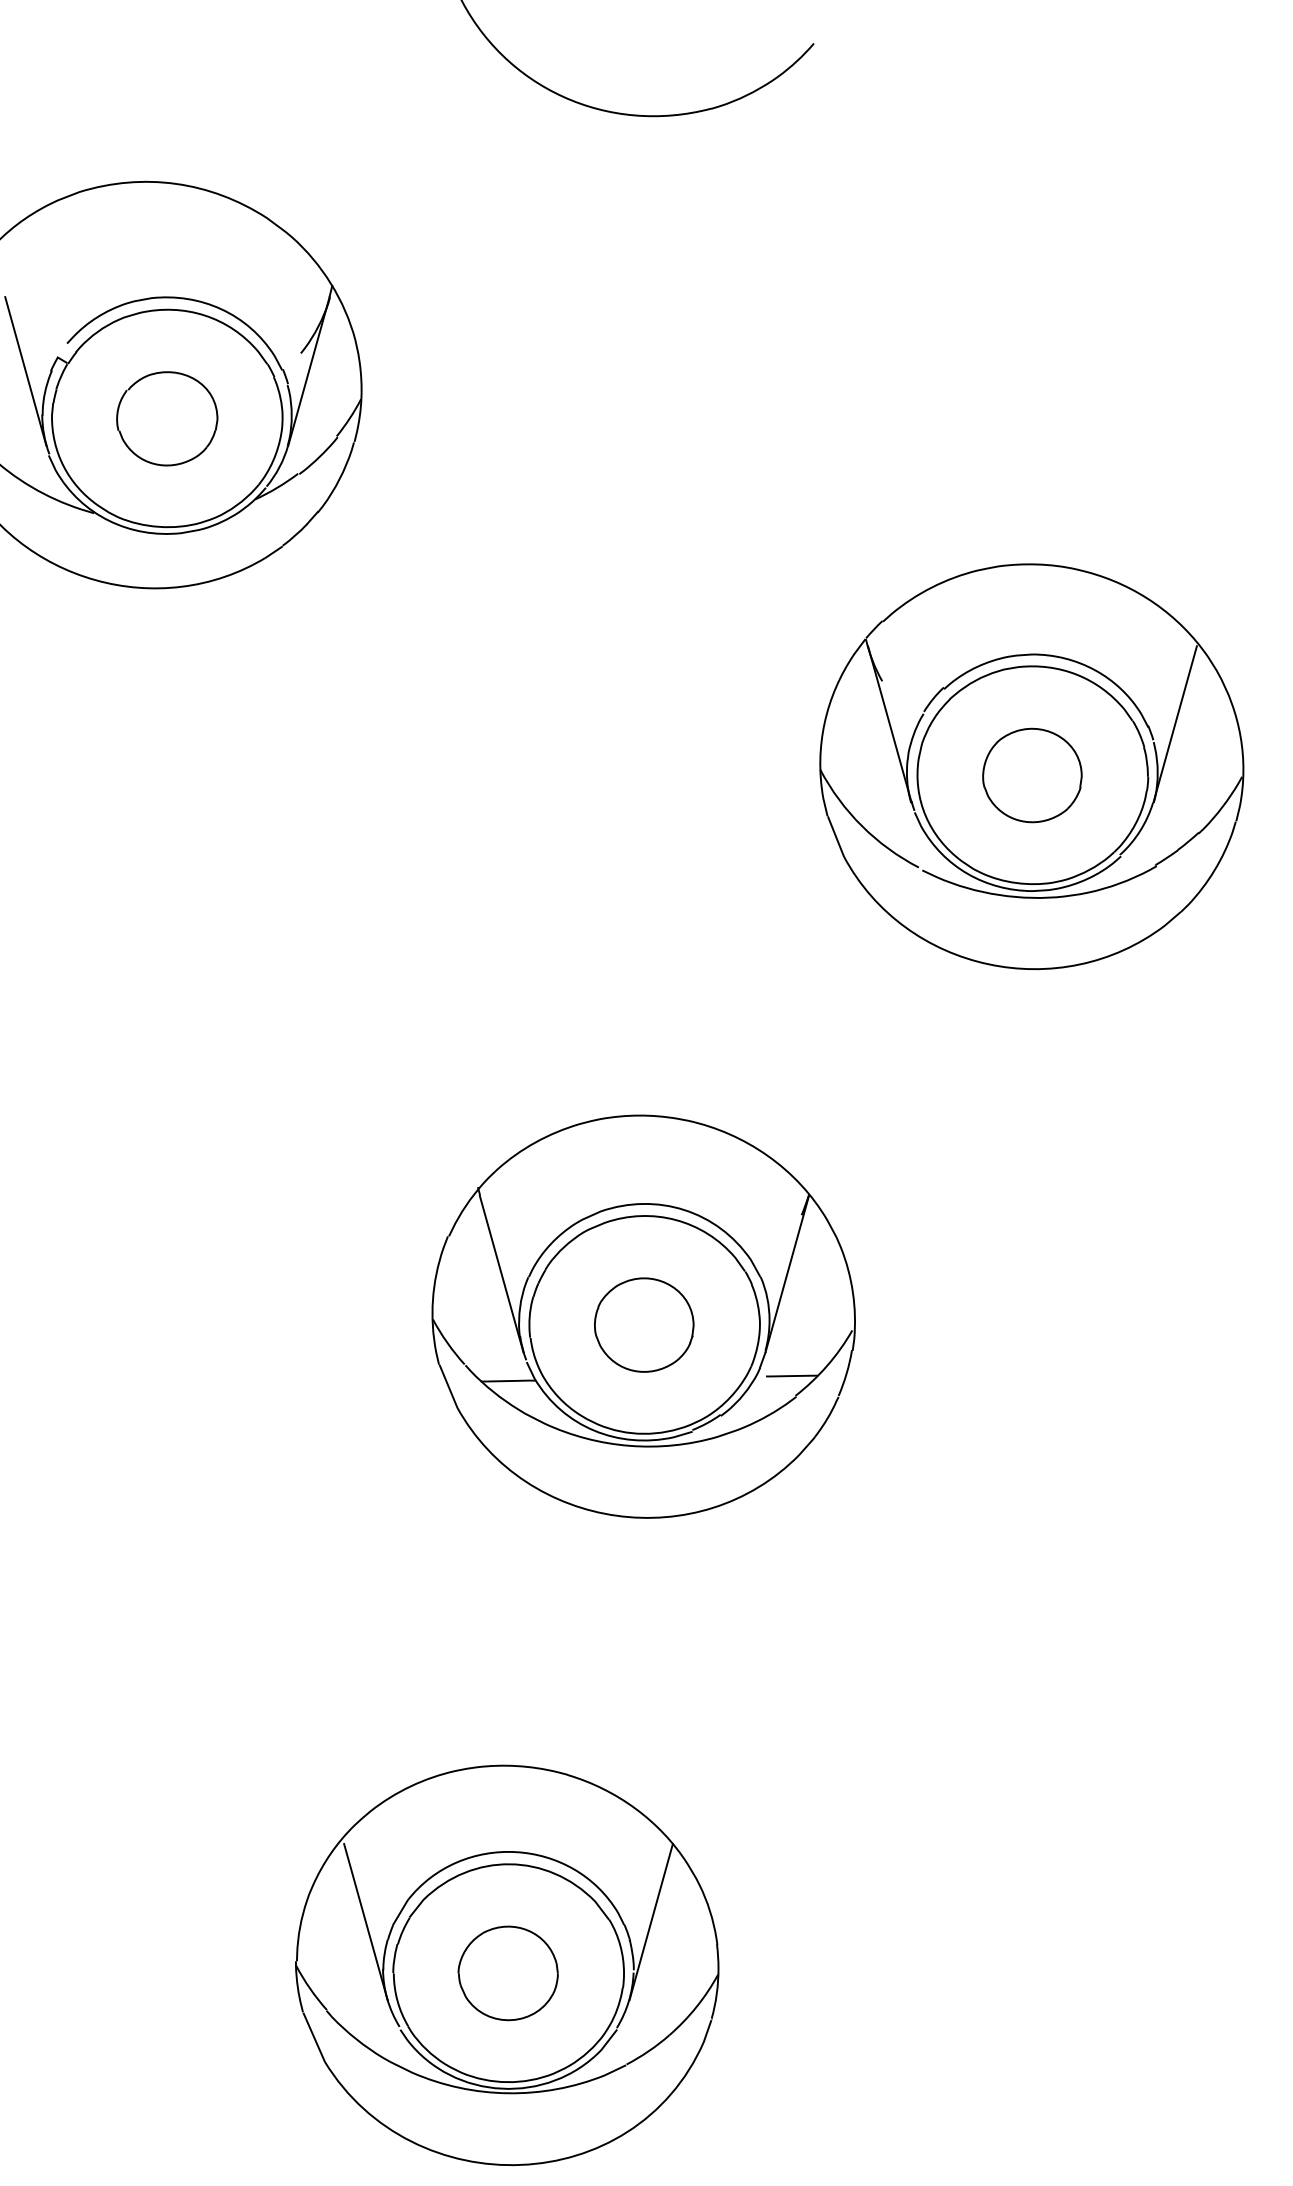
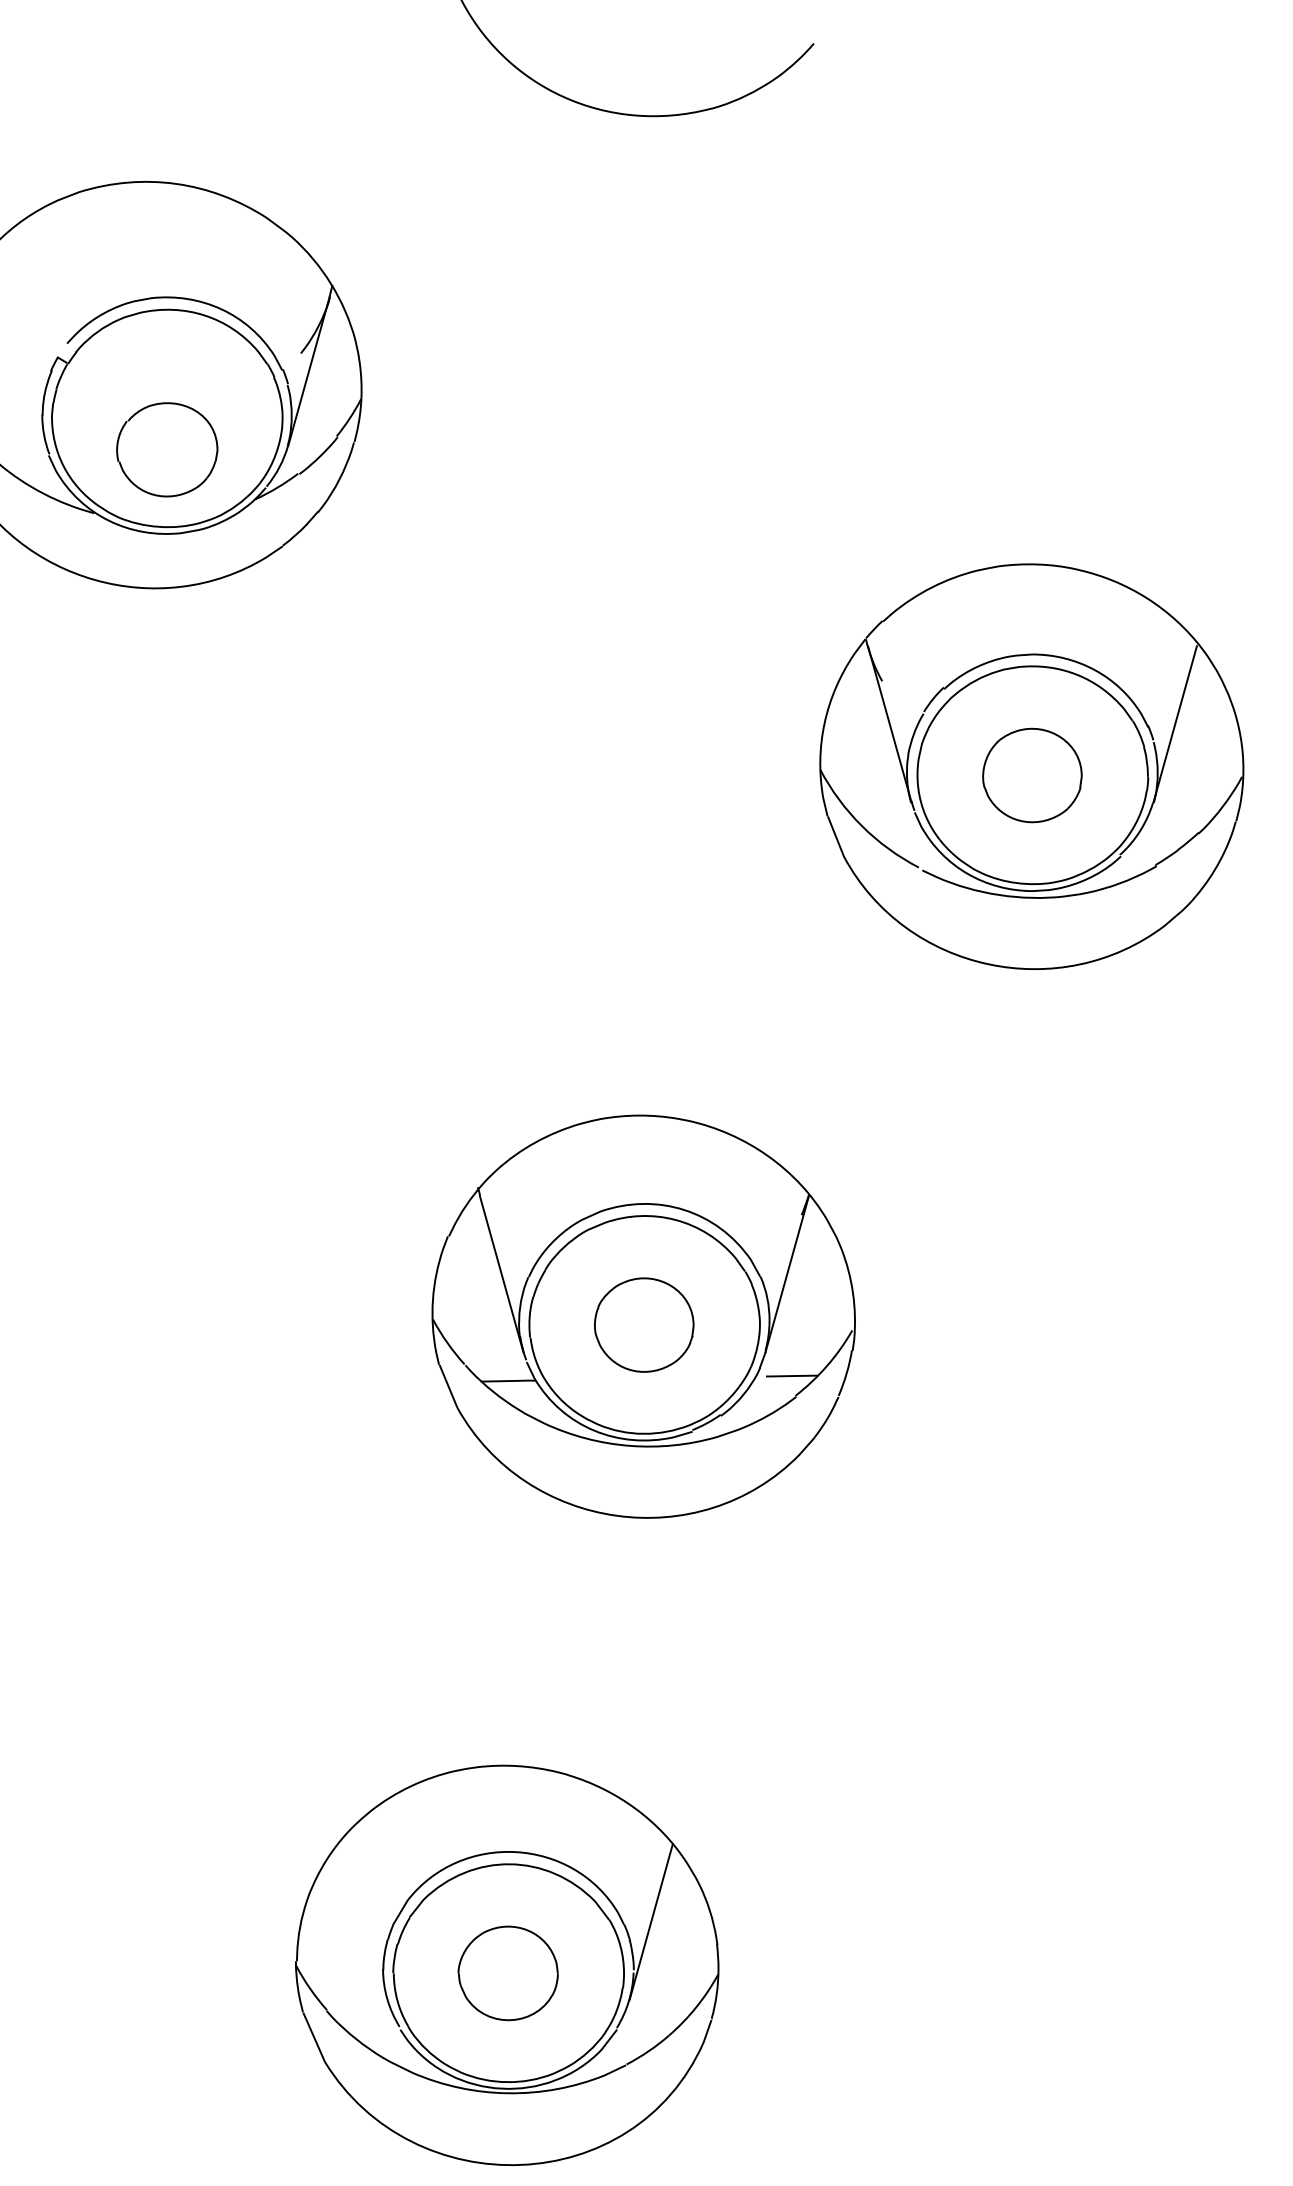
line: present -> none (25, 371)
part position: (167, 418) -> (167, 449) (167, 449)
line: present -> none (365, 1922)
